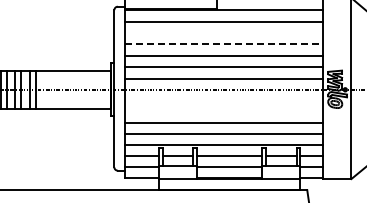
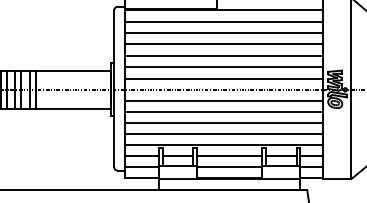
line: none -> present (223, 33)
line: dashed -> solid (223, 44)
line: none -> present (223, 100)
line: none -> present (223, 111)
